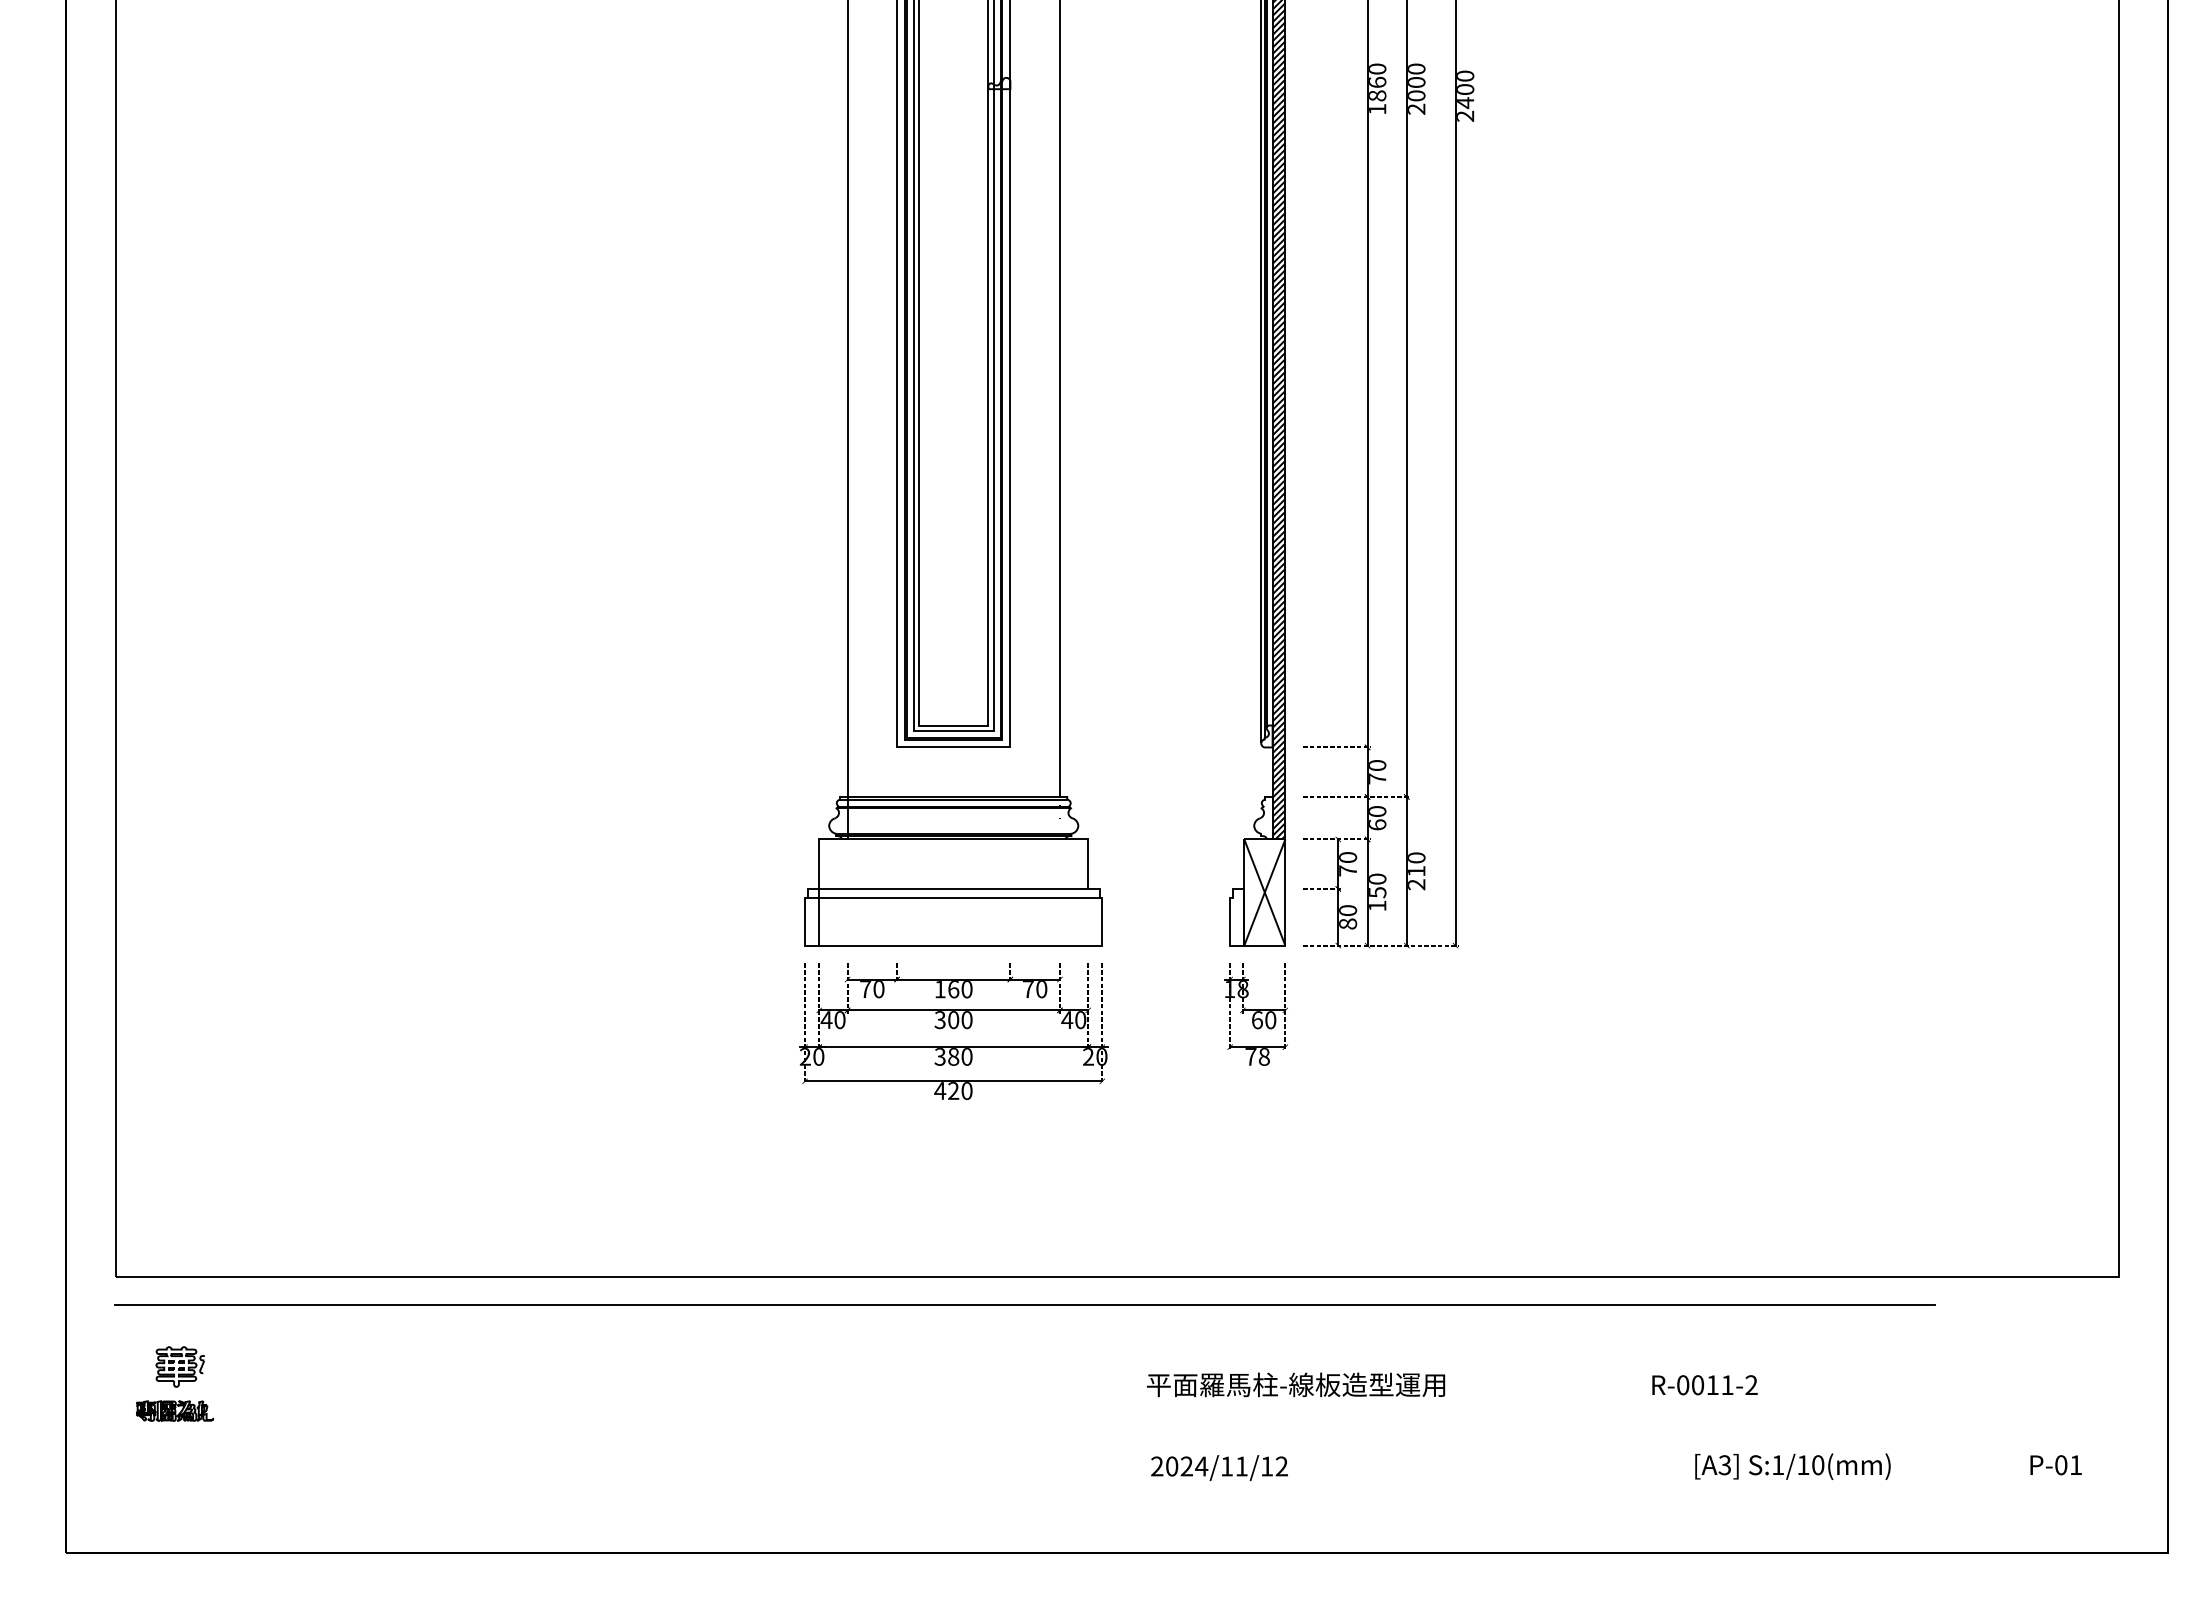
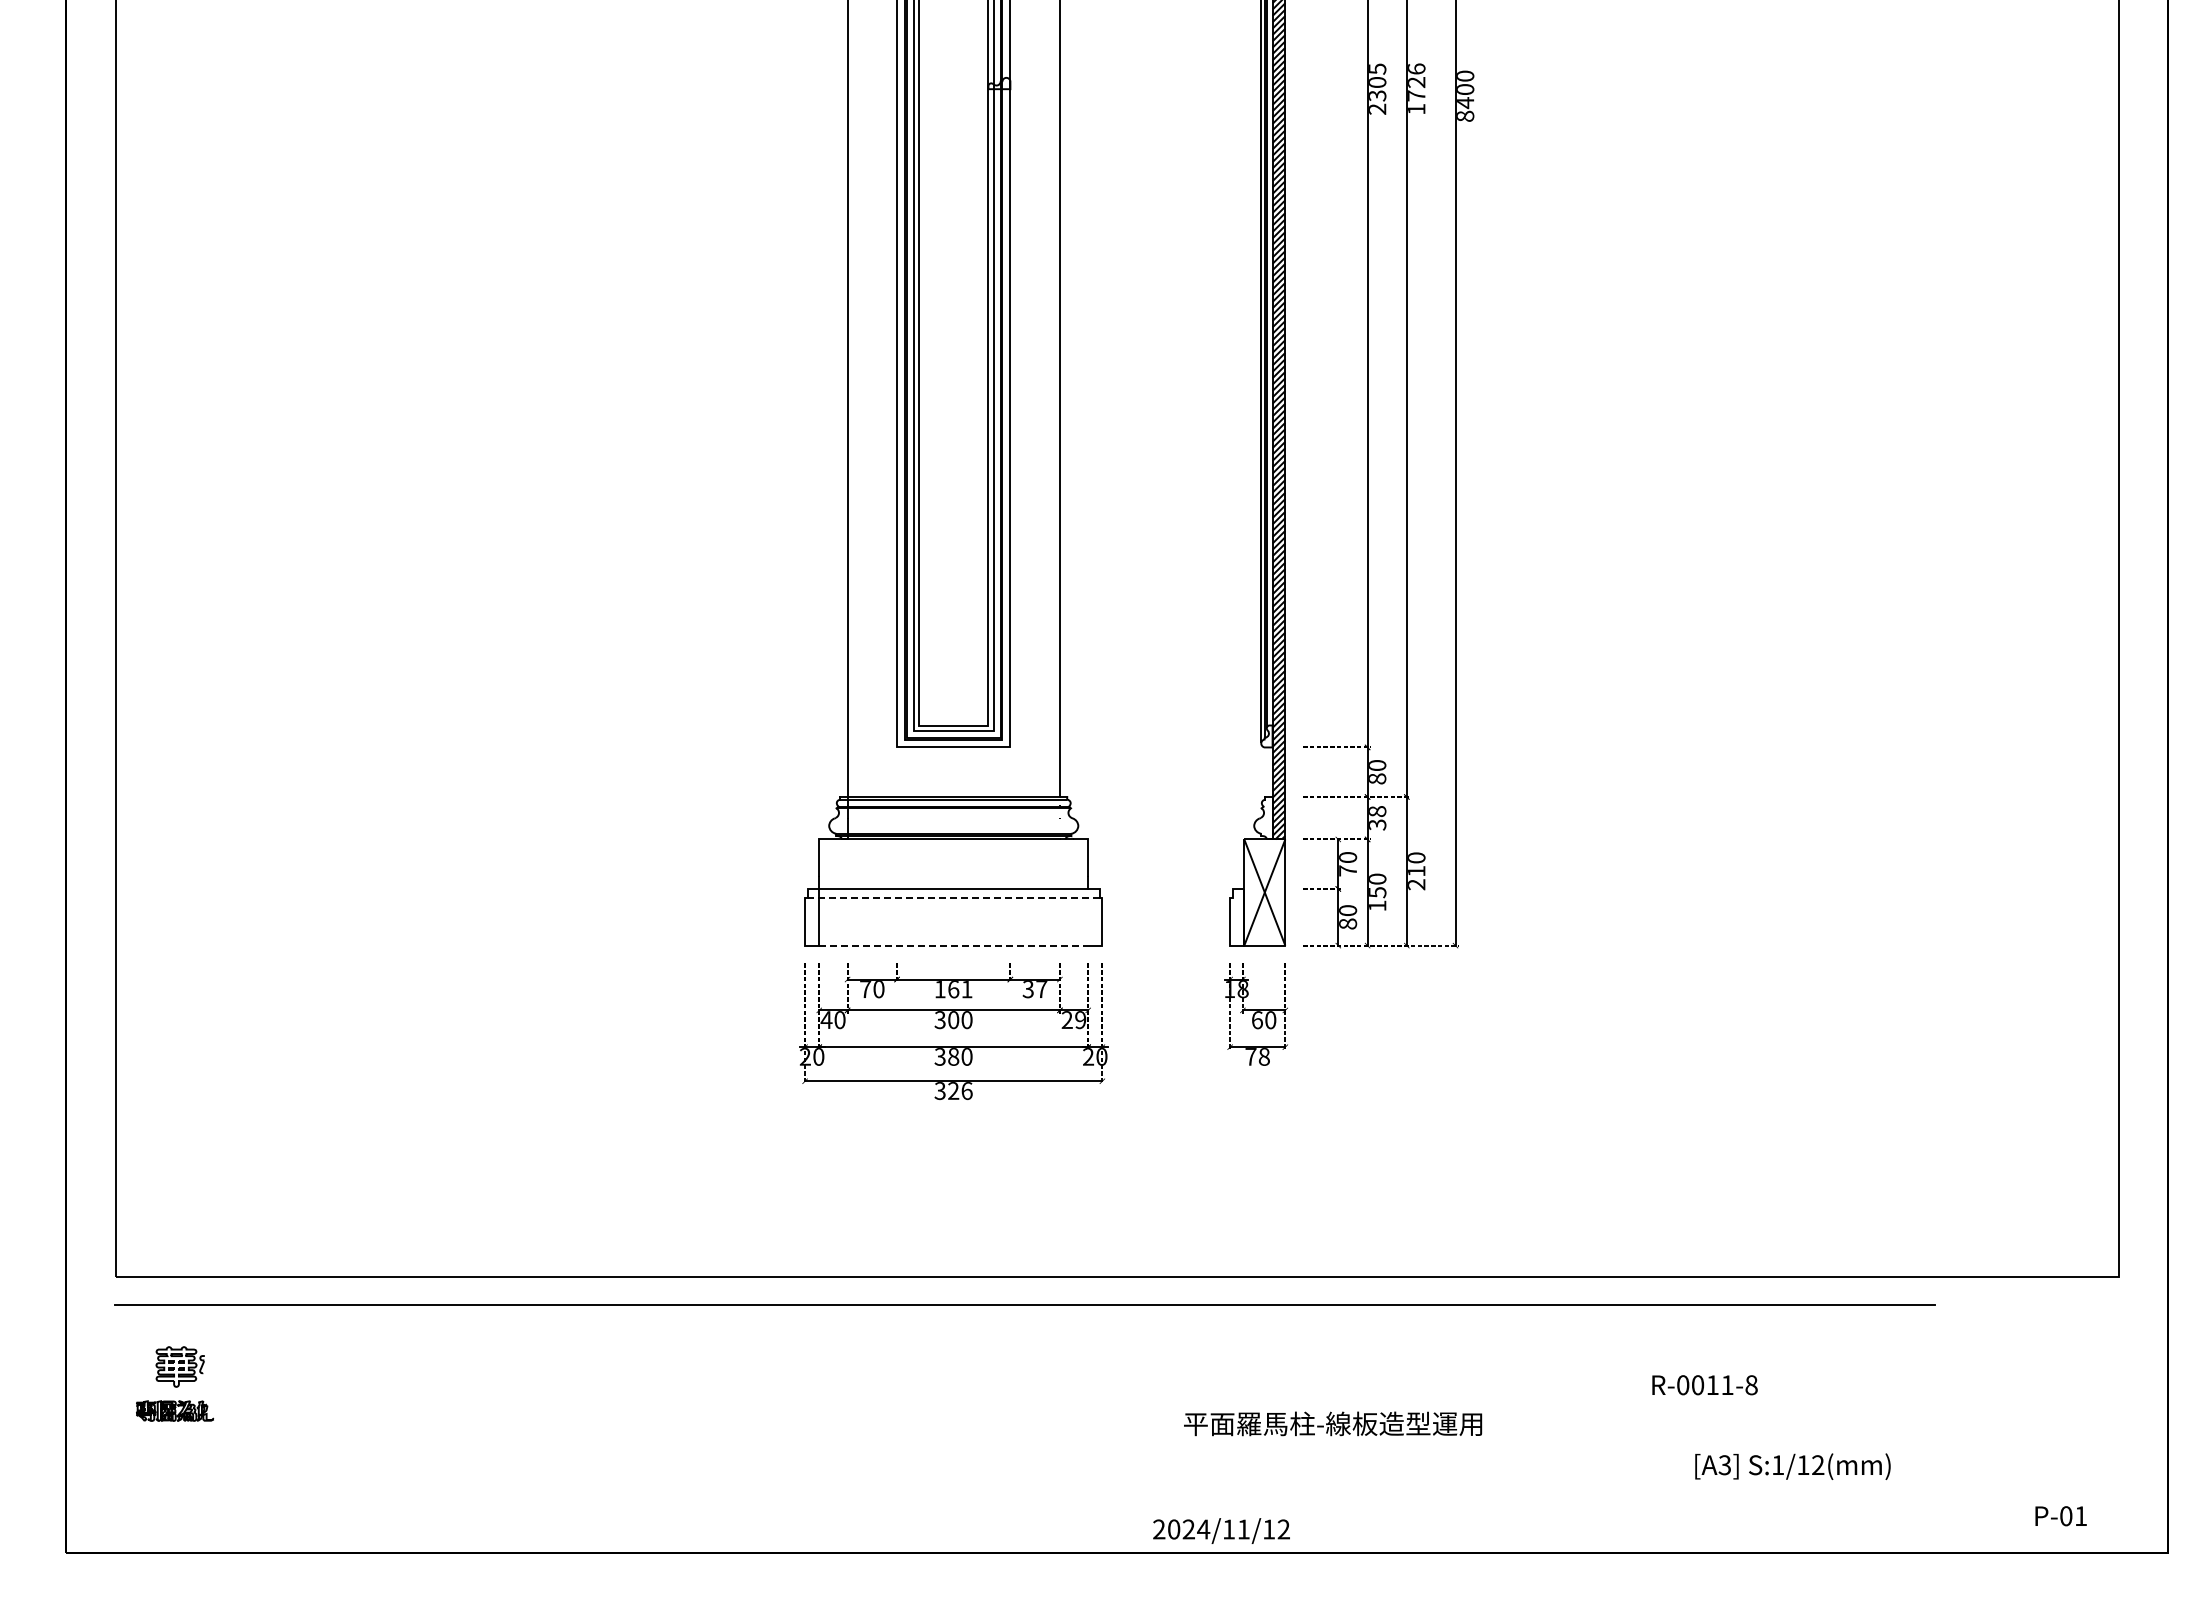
text: 1860 -> 2305 (1377, 88)
text: 2000 -> 1726 (1416, 88)
text: 2400 -> 8400 (1465, 115)
text: 70 -> 80 (1377, 778)
text: 60 -> 38 (1377, 818)
line: solid -> dashed (953, 897)
line: solid -> dashed (954, 945)
text: 160 -> 161 (966, 989)
text: 70 -> 37 (1034, 989)
text: 40 -> 29 (1073, 1020)
text: 420 -> 326 (953, 1091)
text position: (1296, 1384) -> (1333, 1423) (1333, 1423)
text: R-0011-2 -> R-0011-8 (1751, 1385)
text: S:1/10(mm) -> S:1/12(mm) (1818, 1465)
text position: (2055, 1465) -> (2060, 1516) (2060, 1516)
text position: (1219, 1467) -> (1221, 1530) (1221, 1530)
